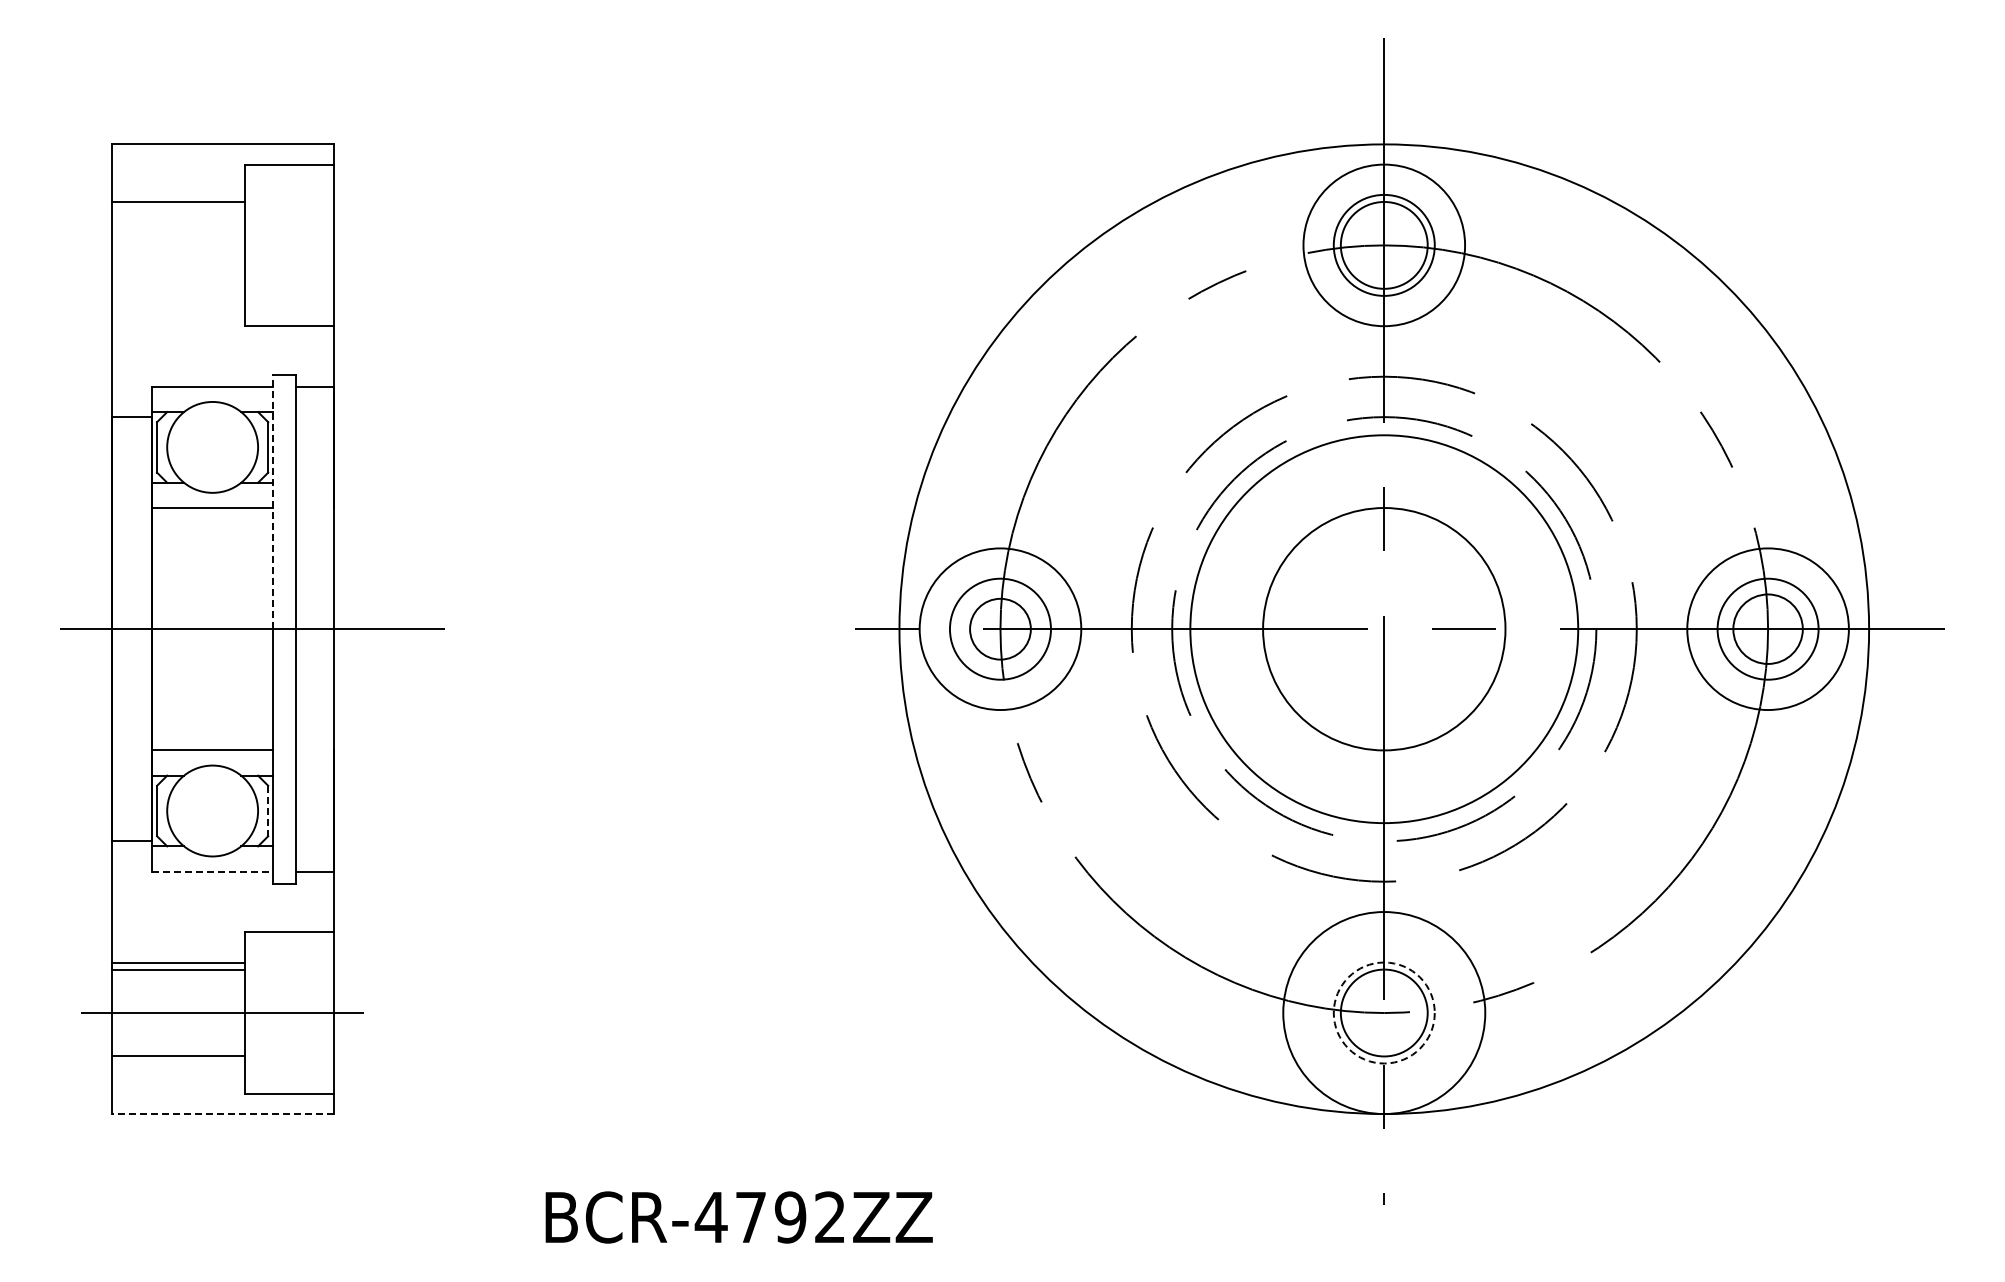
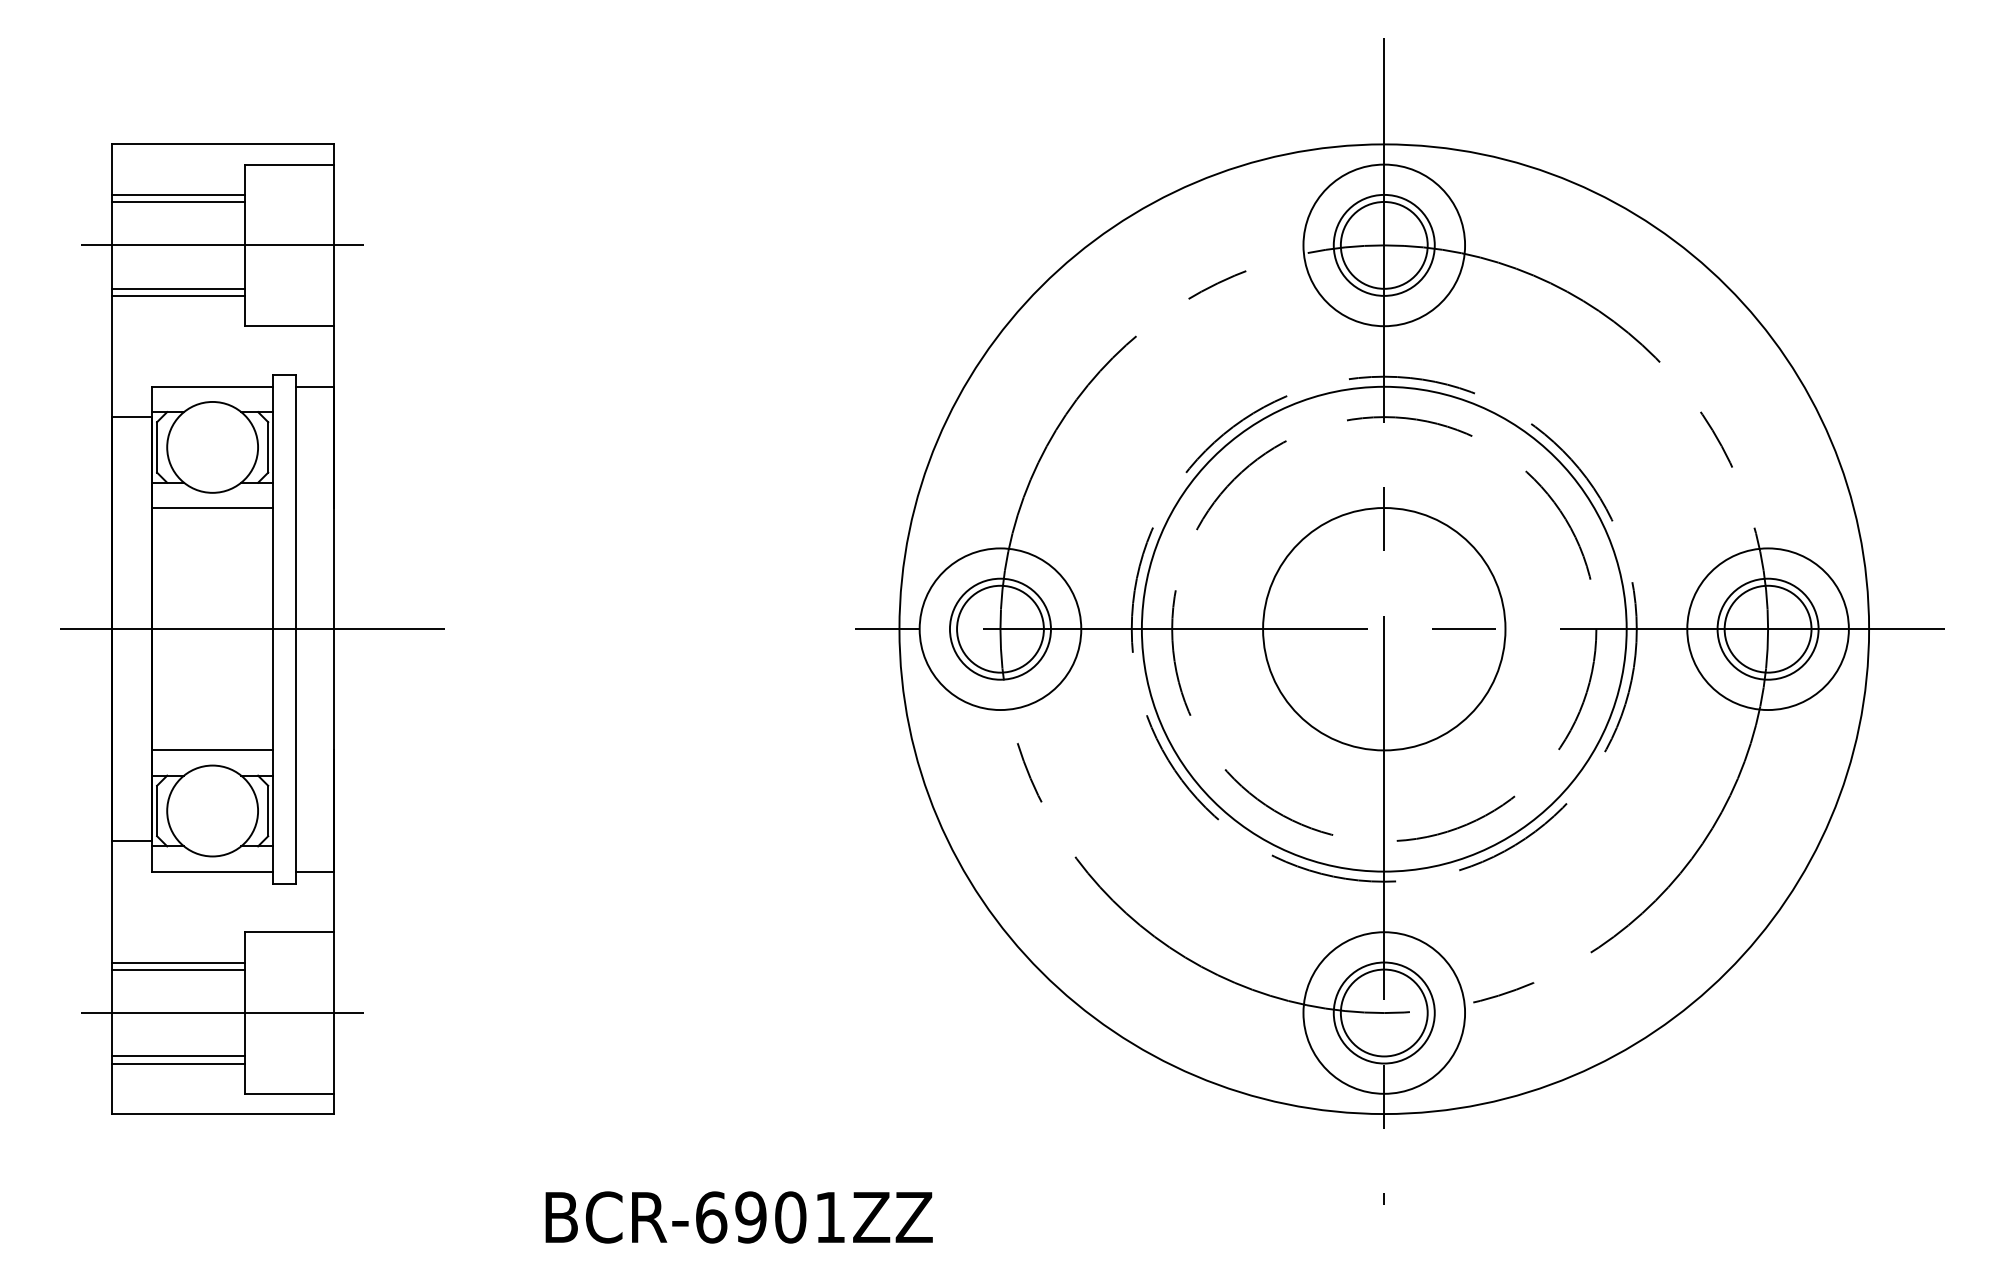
line: none -> present (177, 194)
line: none -> present (222, 245)
line: none -> present (177, 288)
line: none -> present (177, 295)
line: dashed -> solid (273, 501)
circle diameter: 61 px -> 87 px (1000, 628)
circle diameter: 69 px -> 87 px (1767, 628)
circle diameter: 388 px -> 485 px (1383, 628)
line: dashed -> solid (268, 811)
line: dashed -> solid (212, 871)
circle: dashed -> solid (1383, 1012)
circle diameter: 202 px -> 162 px (1384, 1012)
line: none -> present (177, 1063)
line: dashed -> solid (222, 1114)
text: BCR-4792ZZ -> BCR-6901ZZ (769, 1217)
